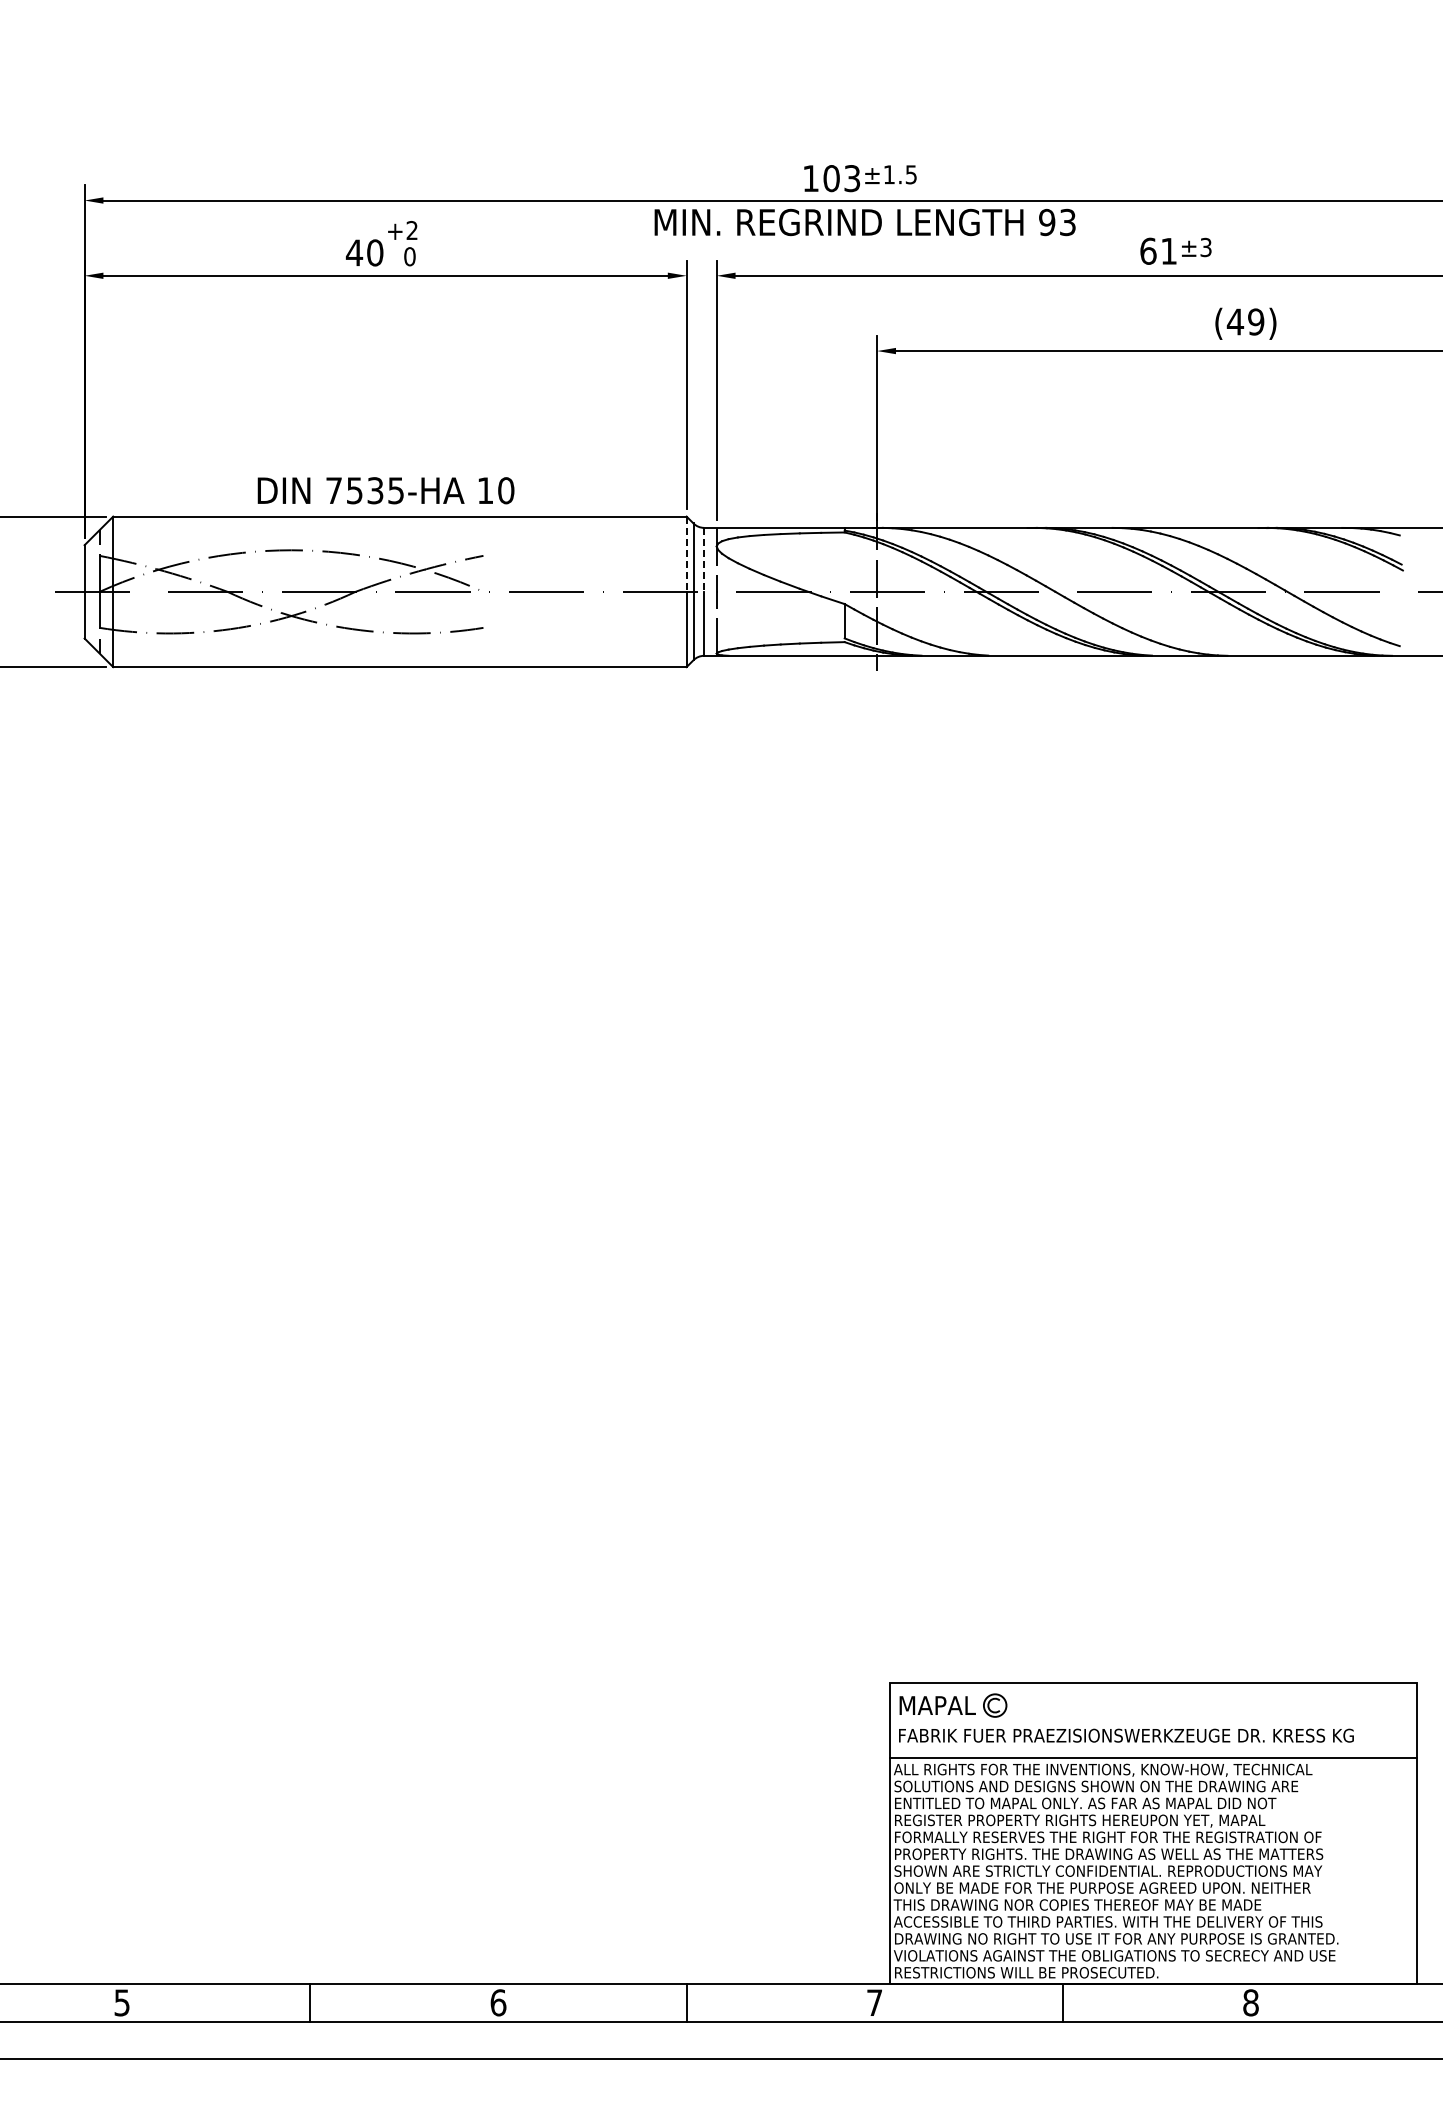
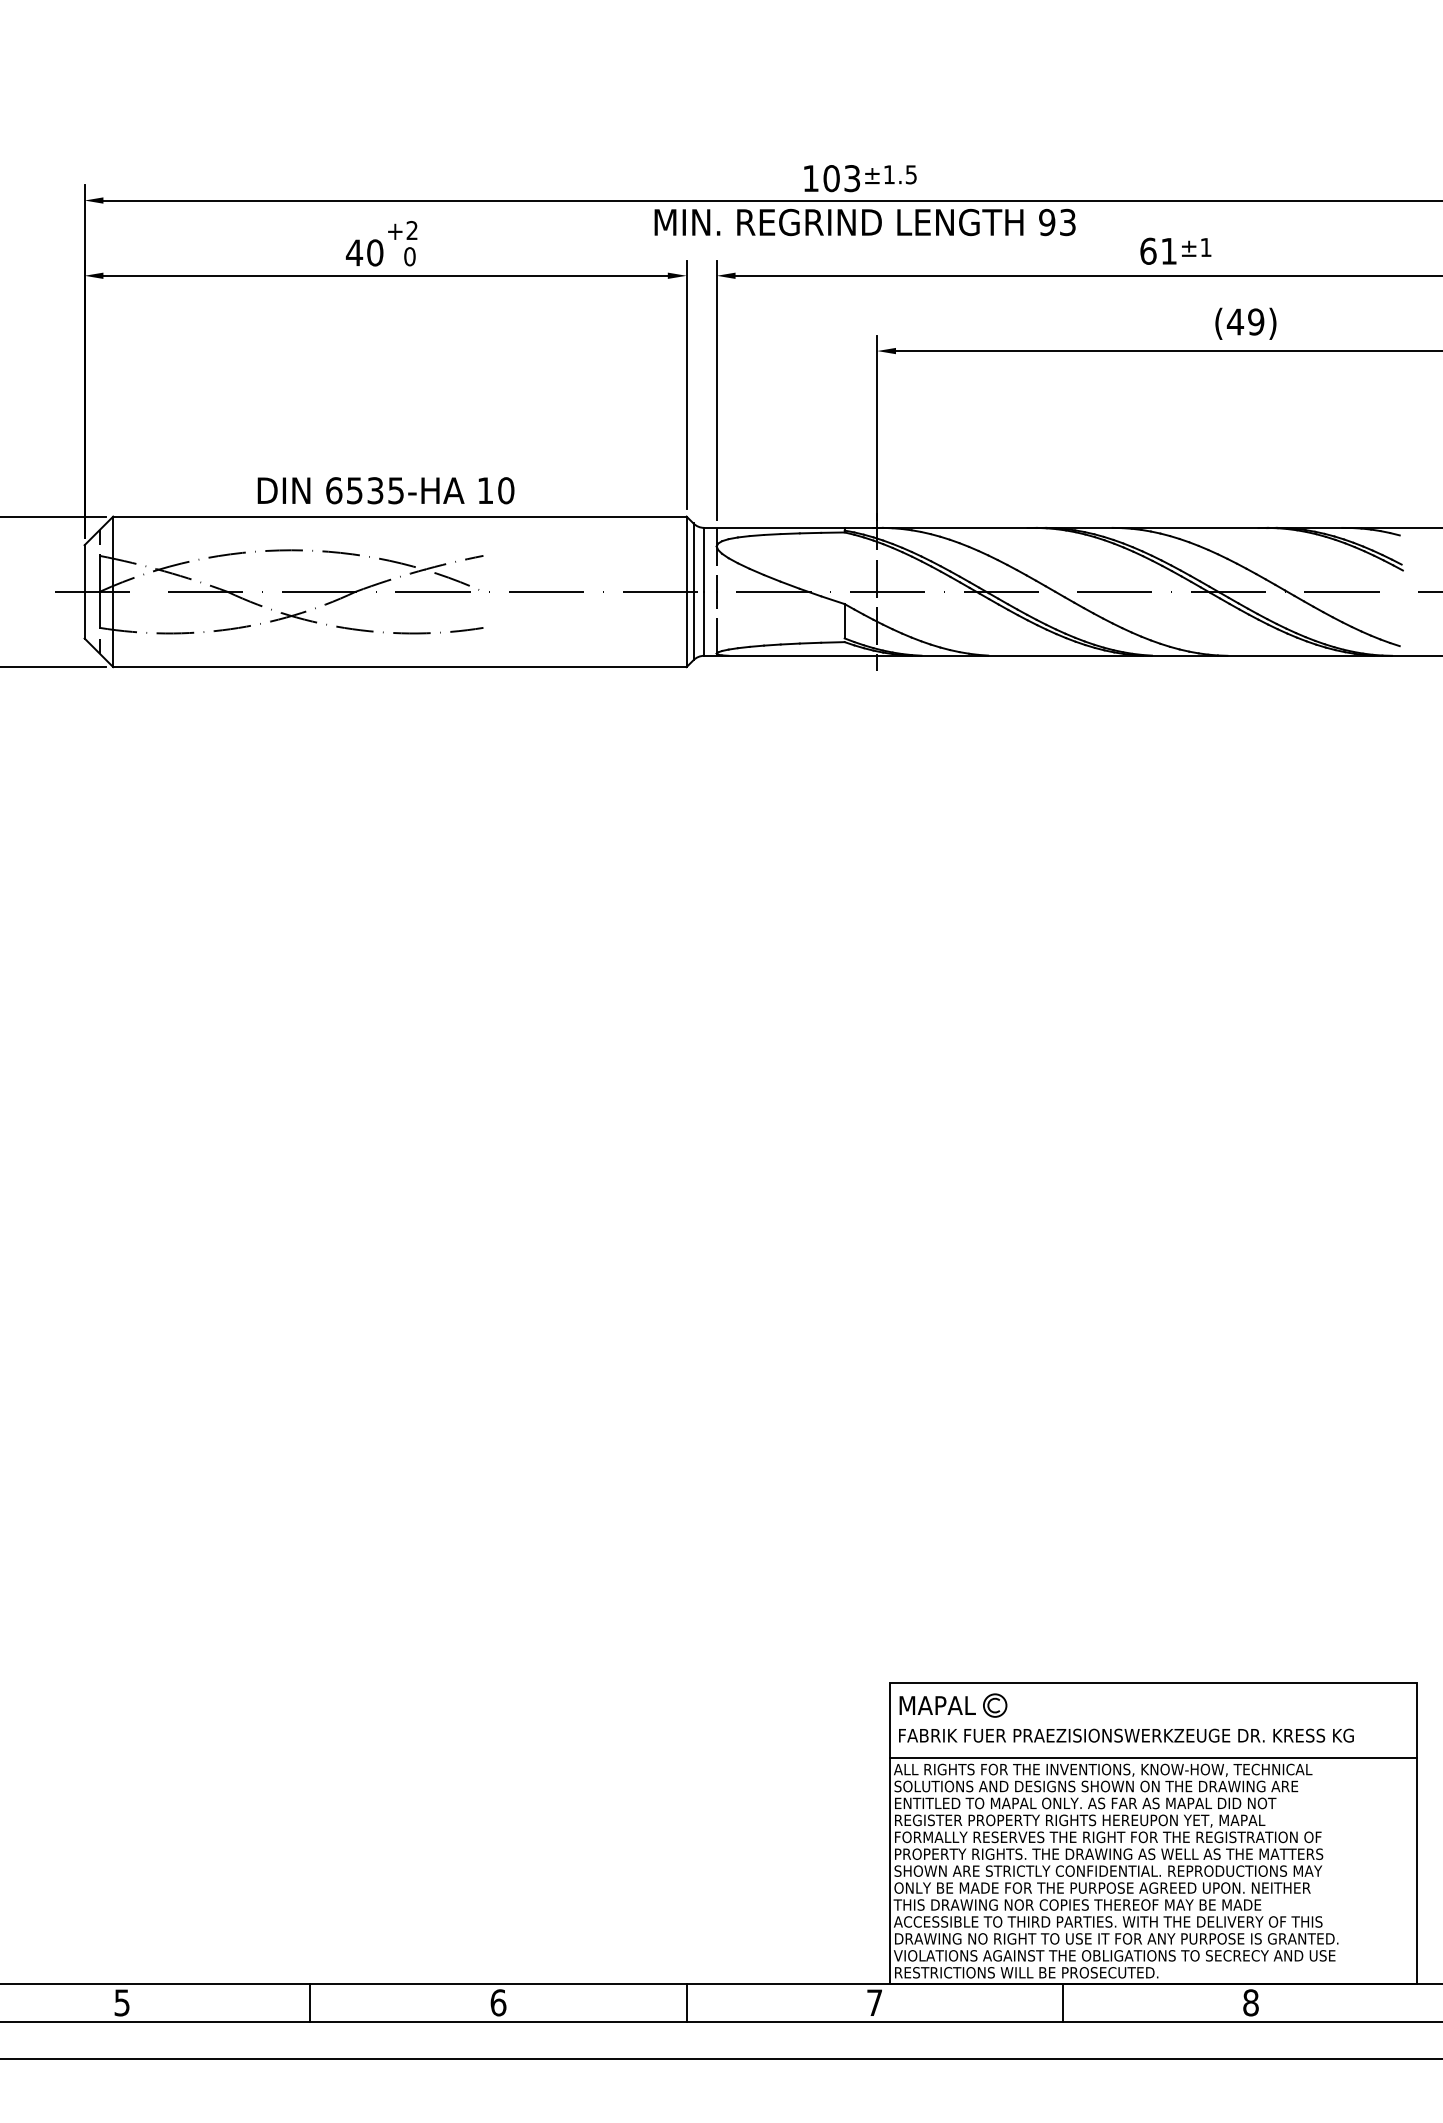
text: ±3 -> ±1 (1205, 247)
text: 7535-HA -> 6535-HA (334, 490)
line: dashed -> solid (686, 554)
line: dashed -> solid (704, 559)
